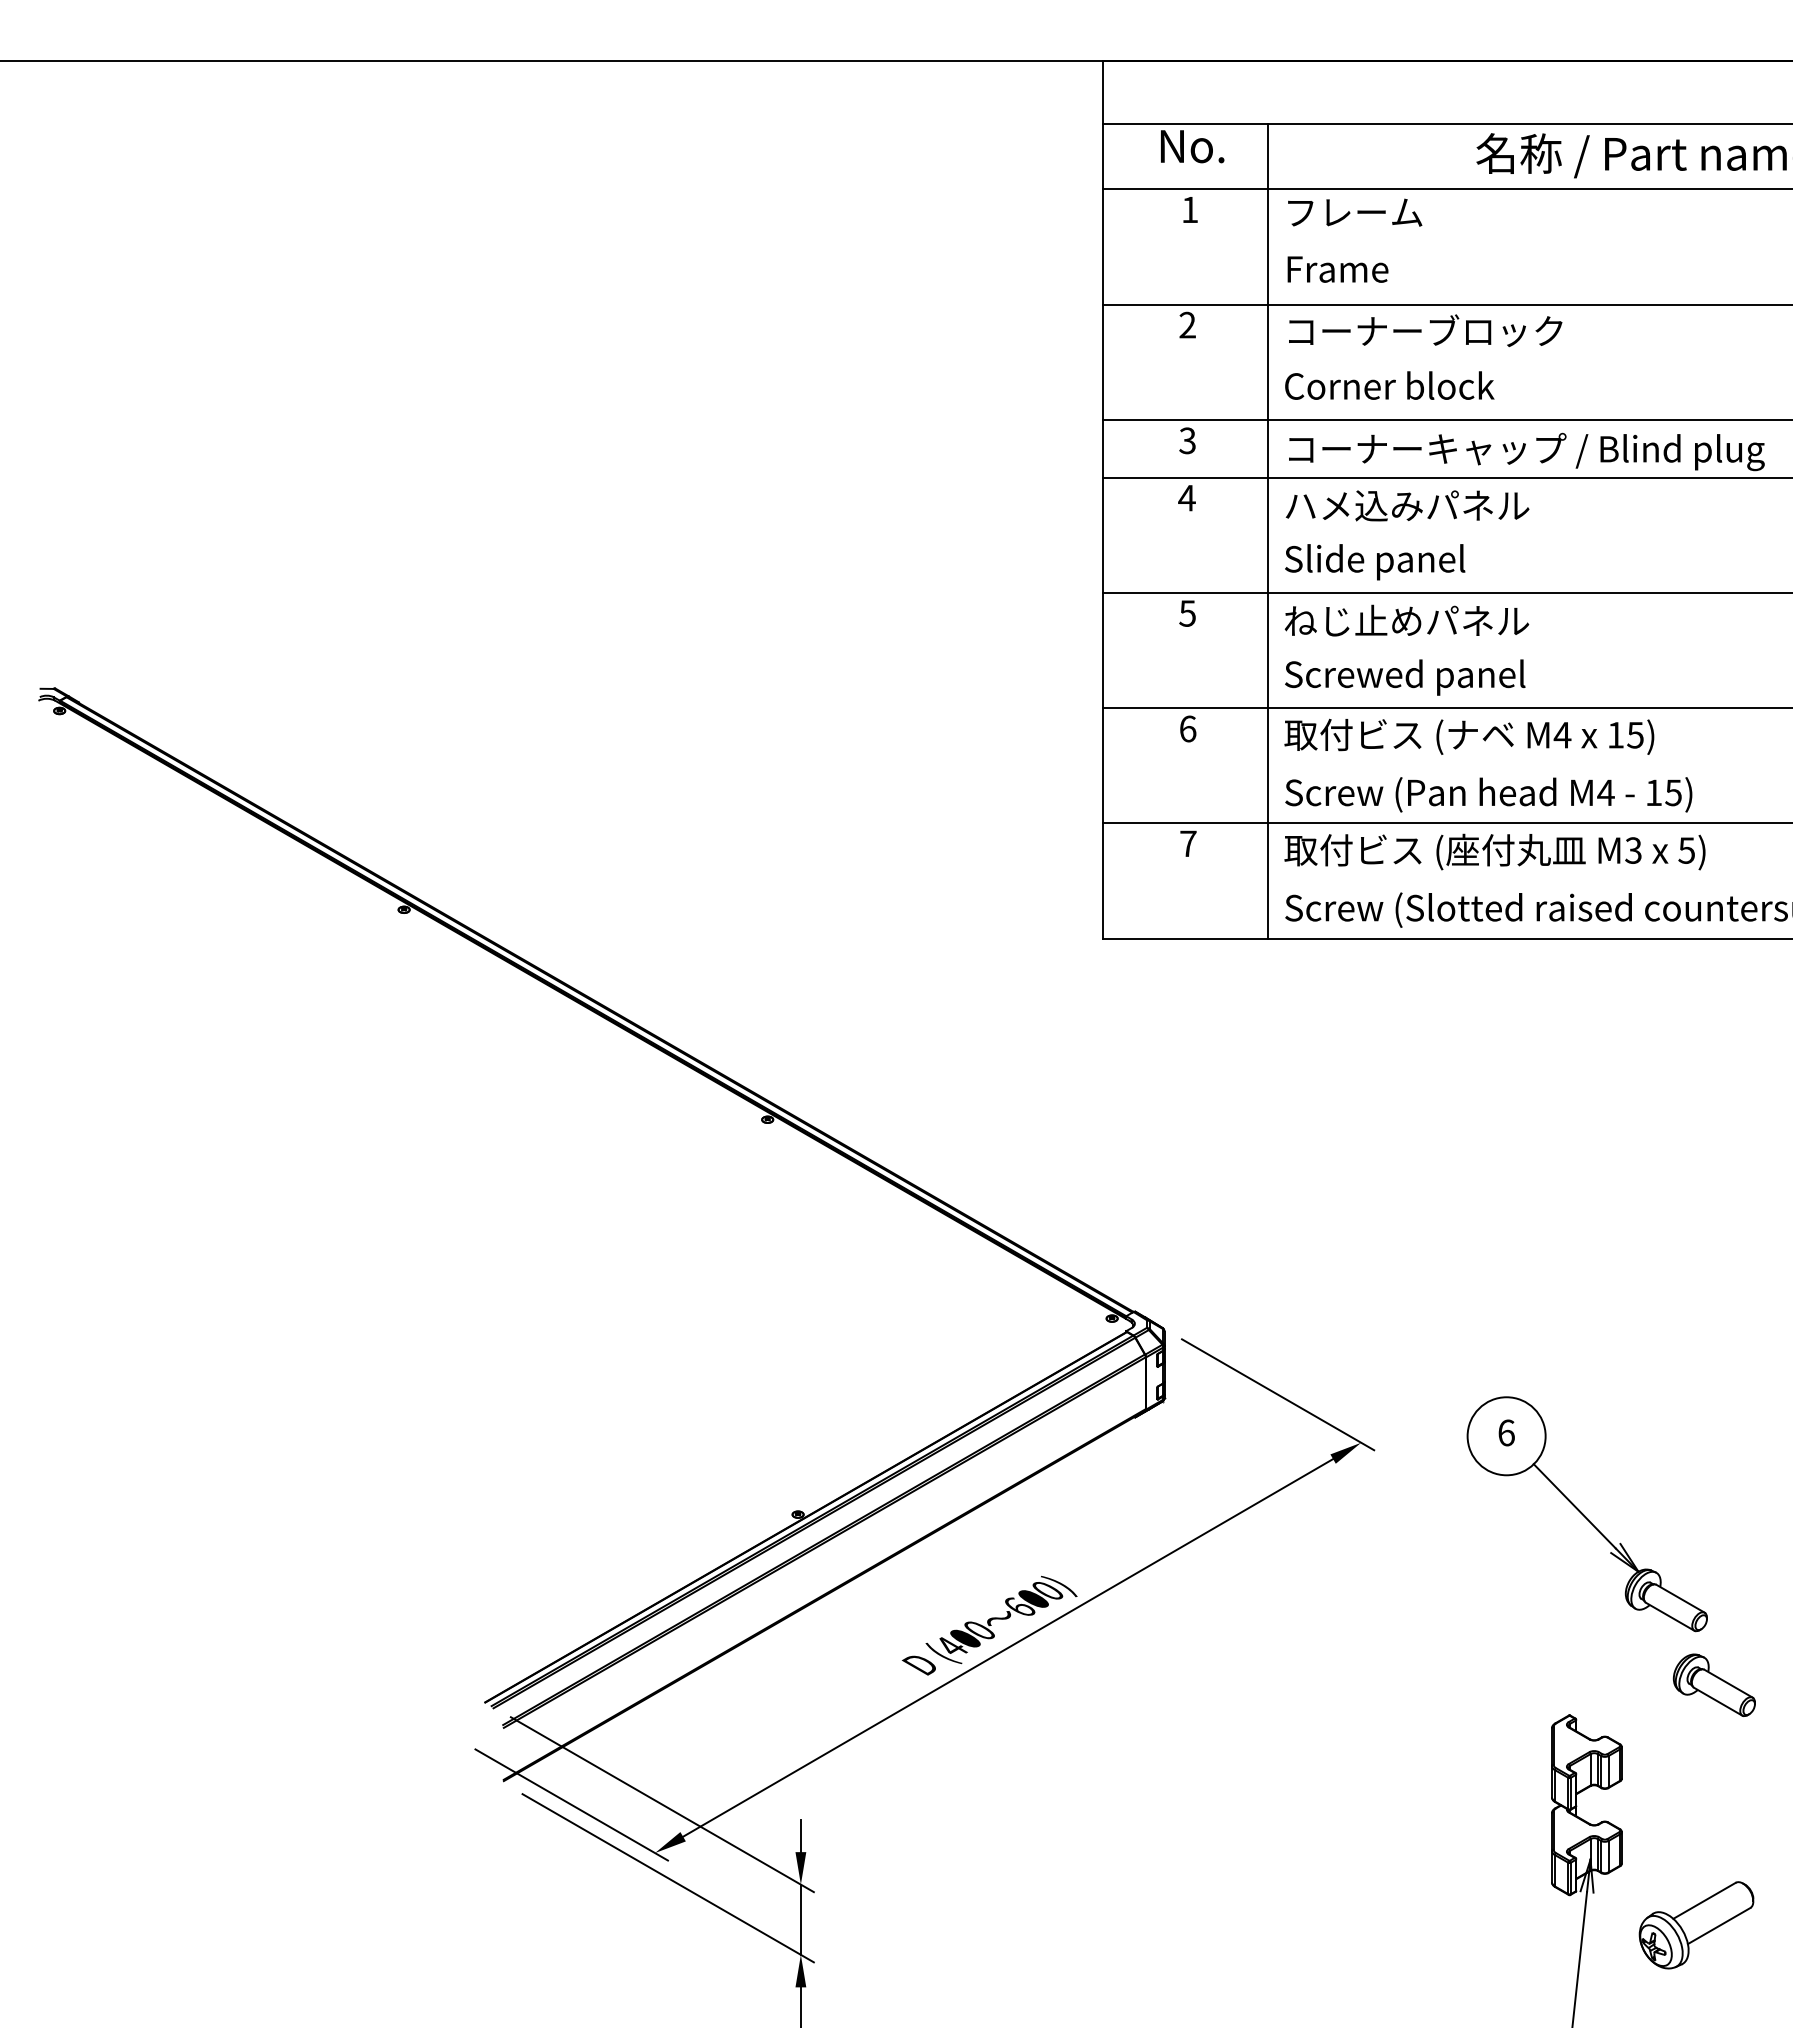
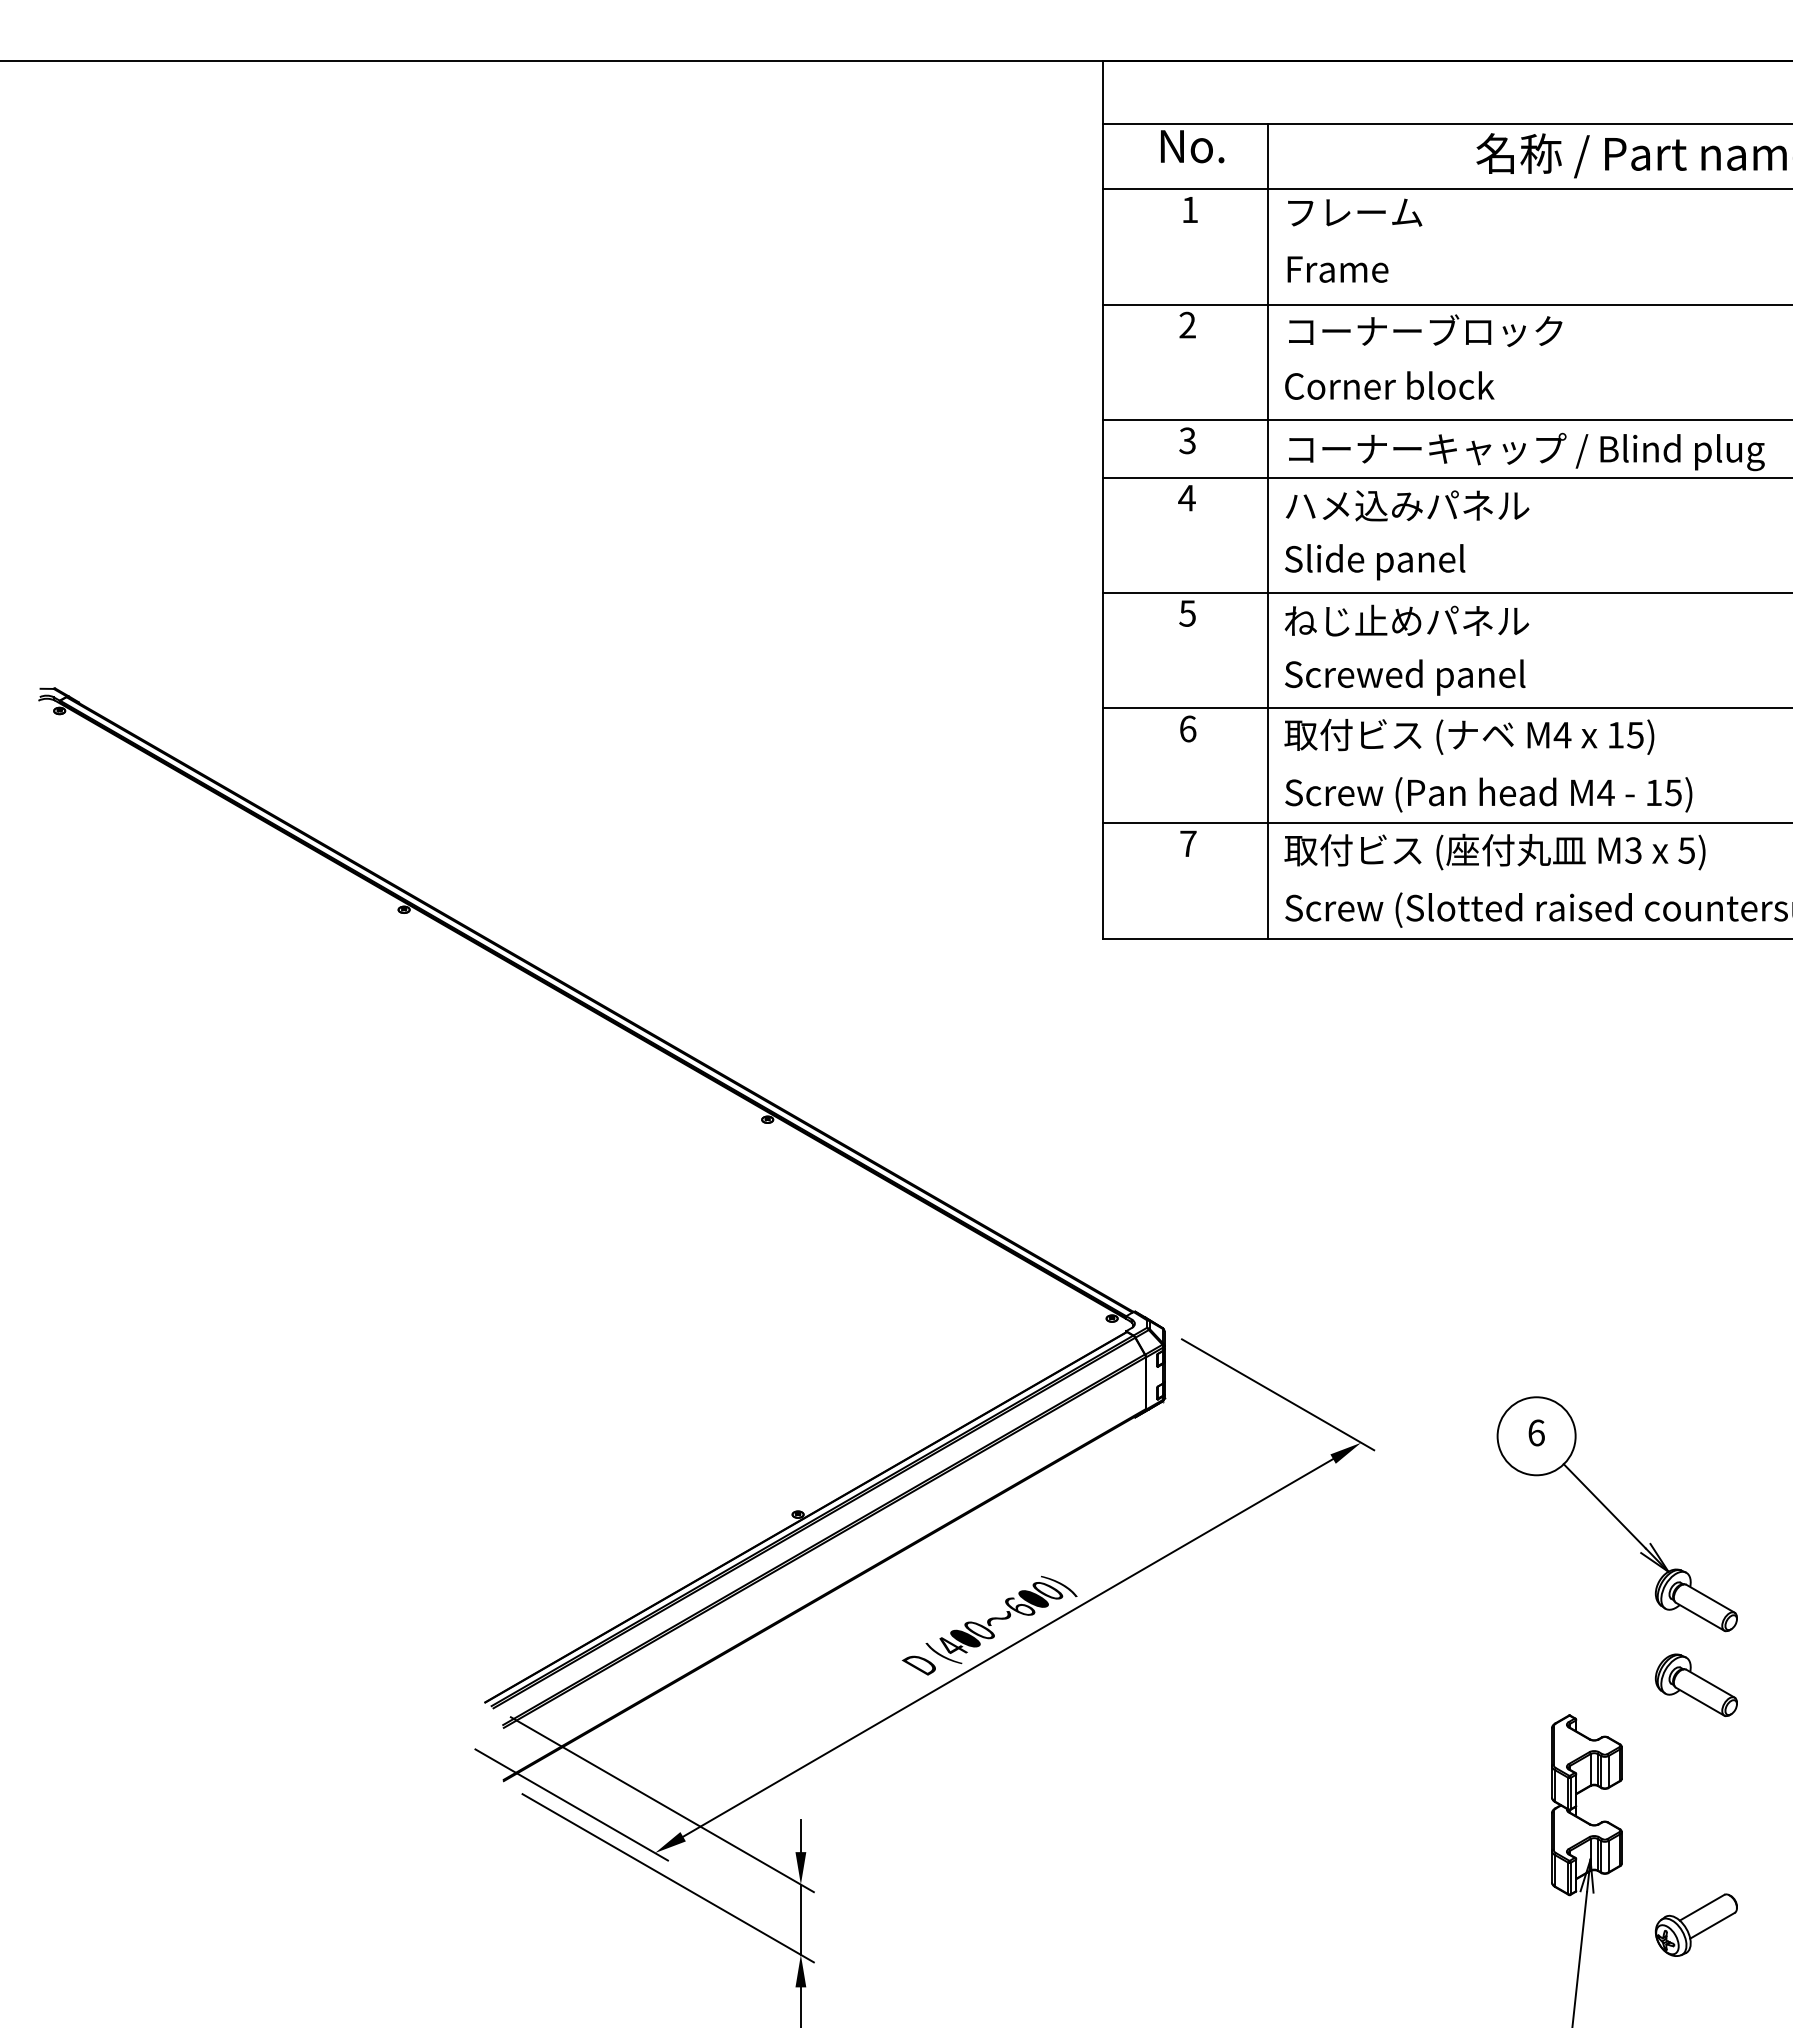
part position: (1586, 1514) -> (1616, 1514) (1616, 1514)
part position: (1713, 1684) -> (1695, 1684) (1695, 1684)
part size: 117x89 px -> 84x64 px (1695, 1924)
